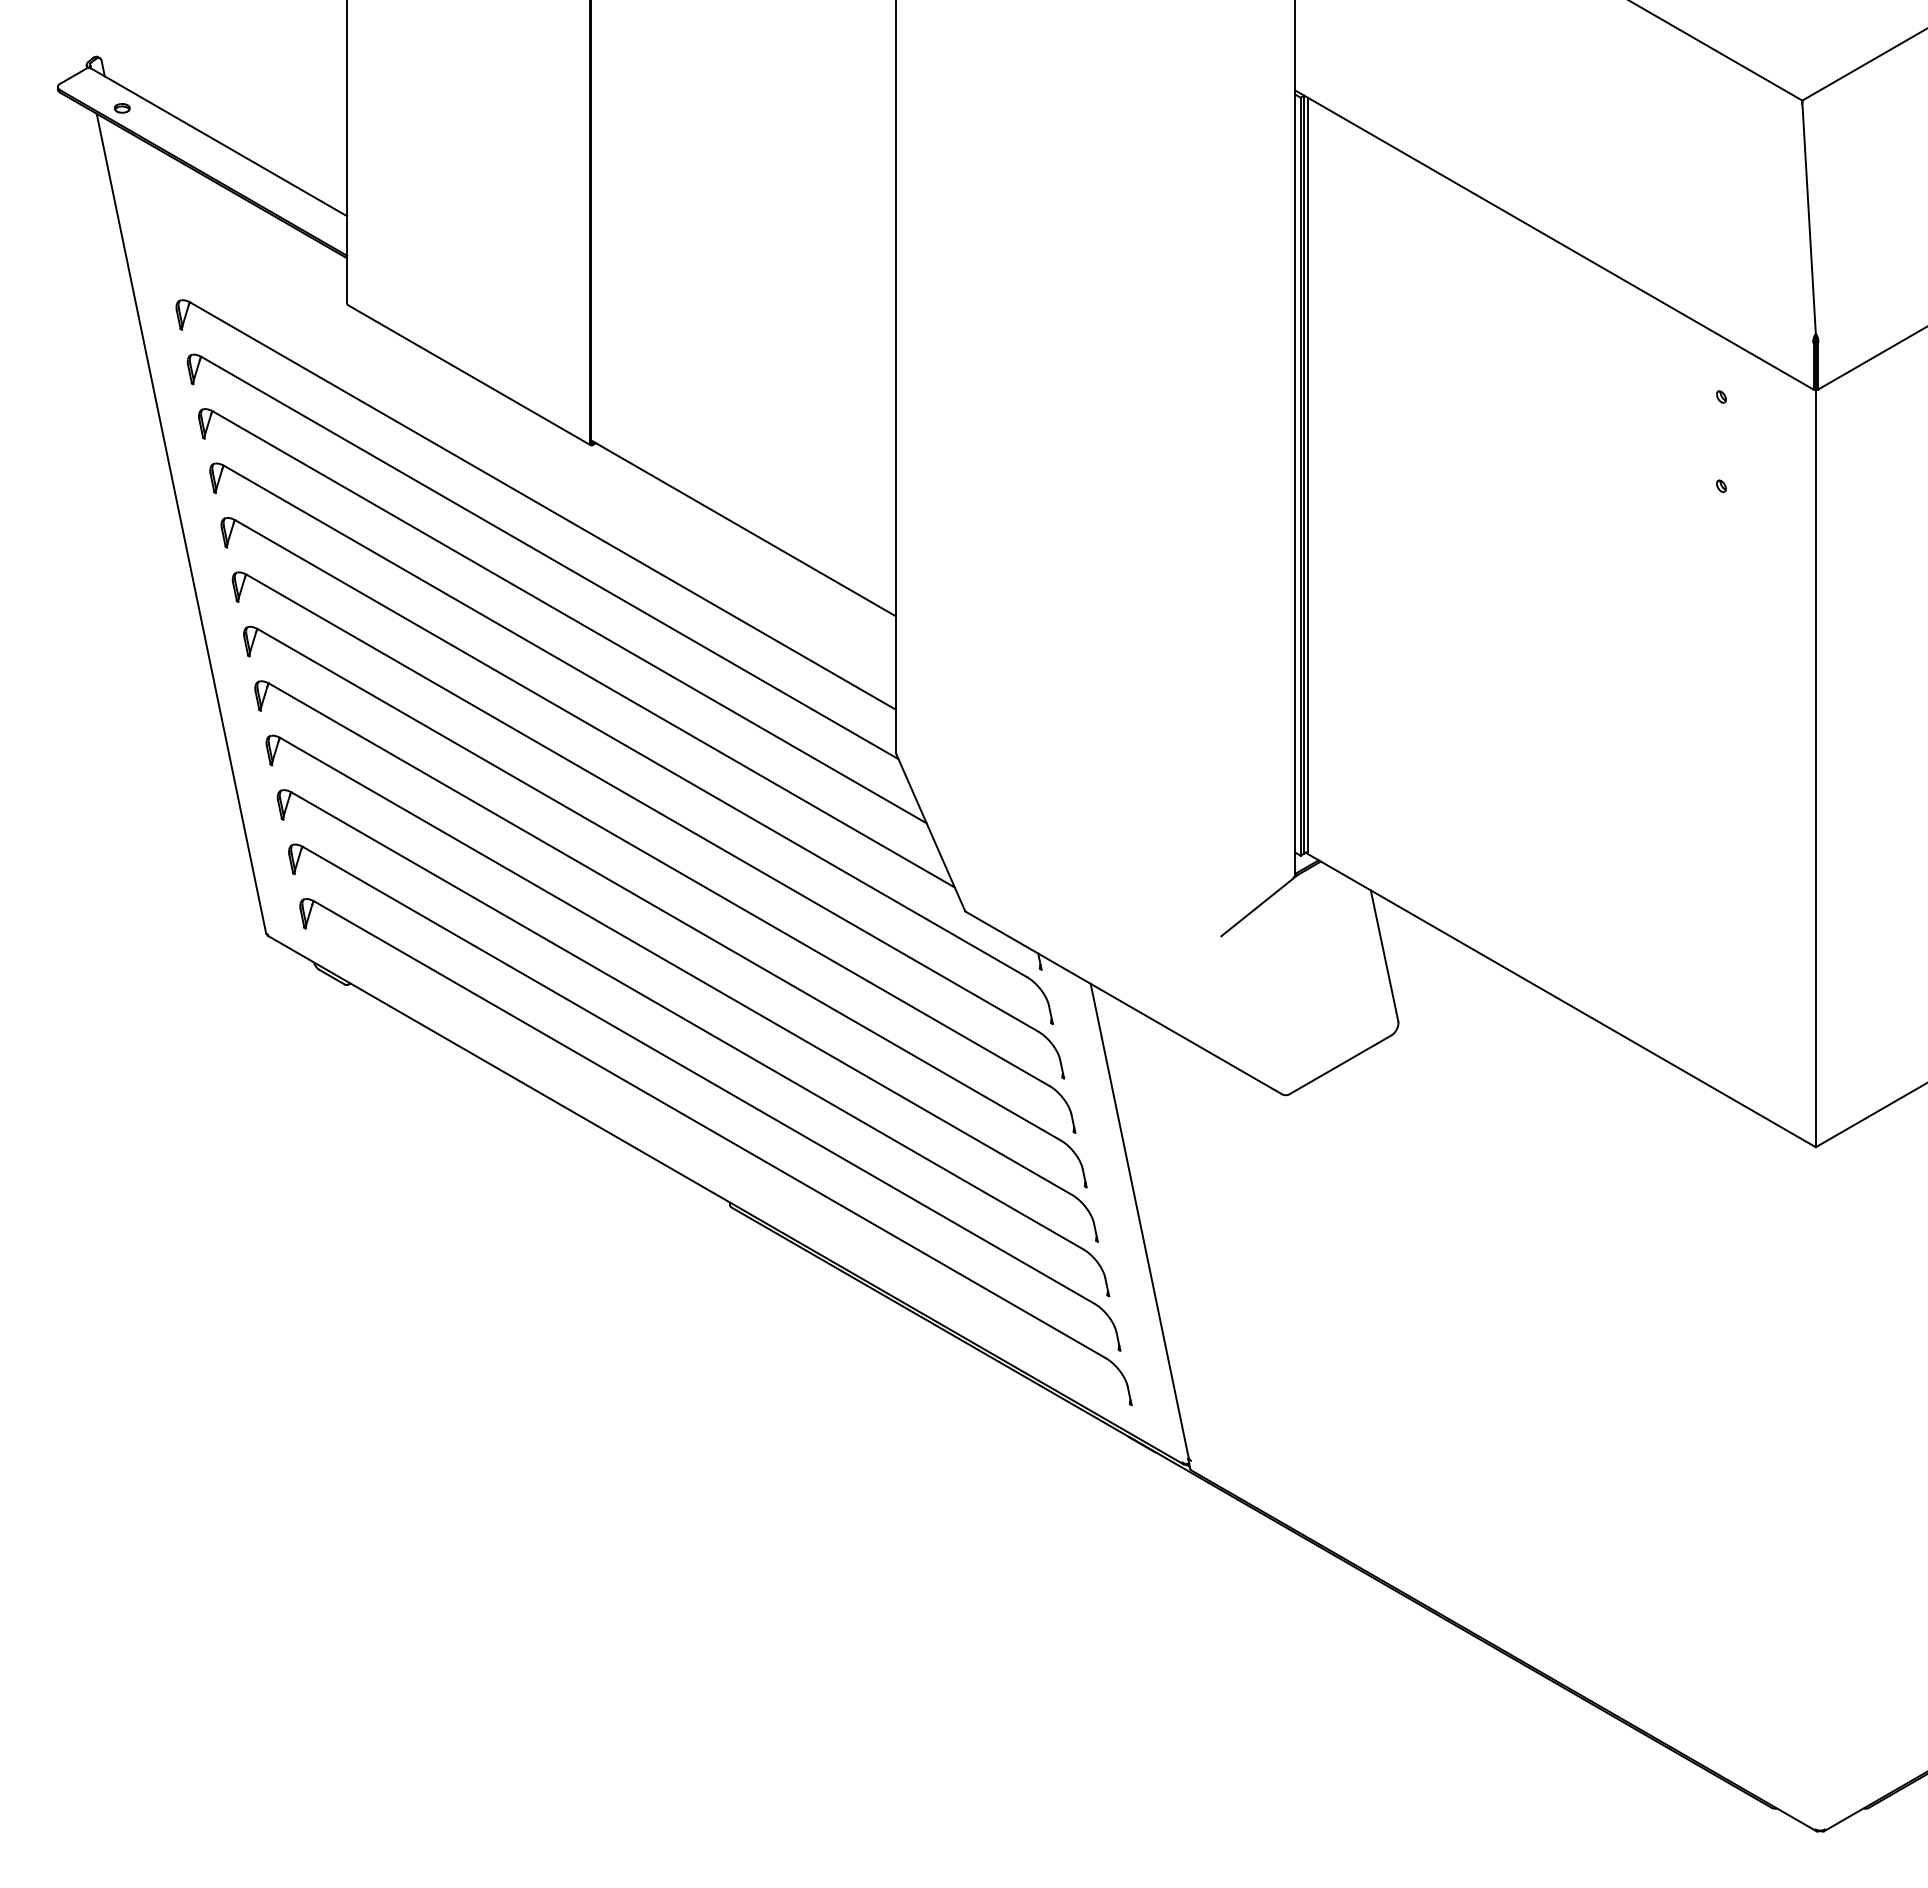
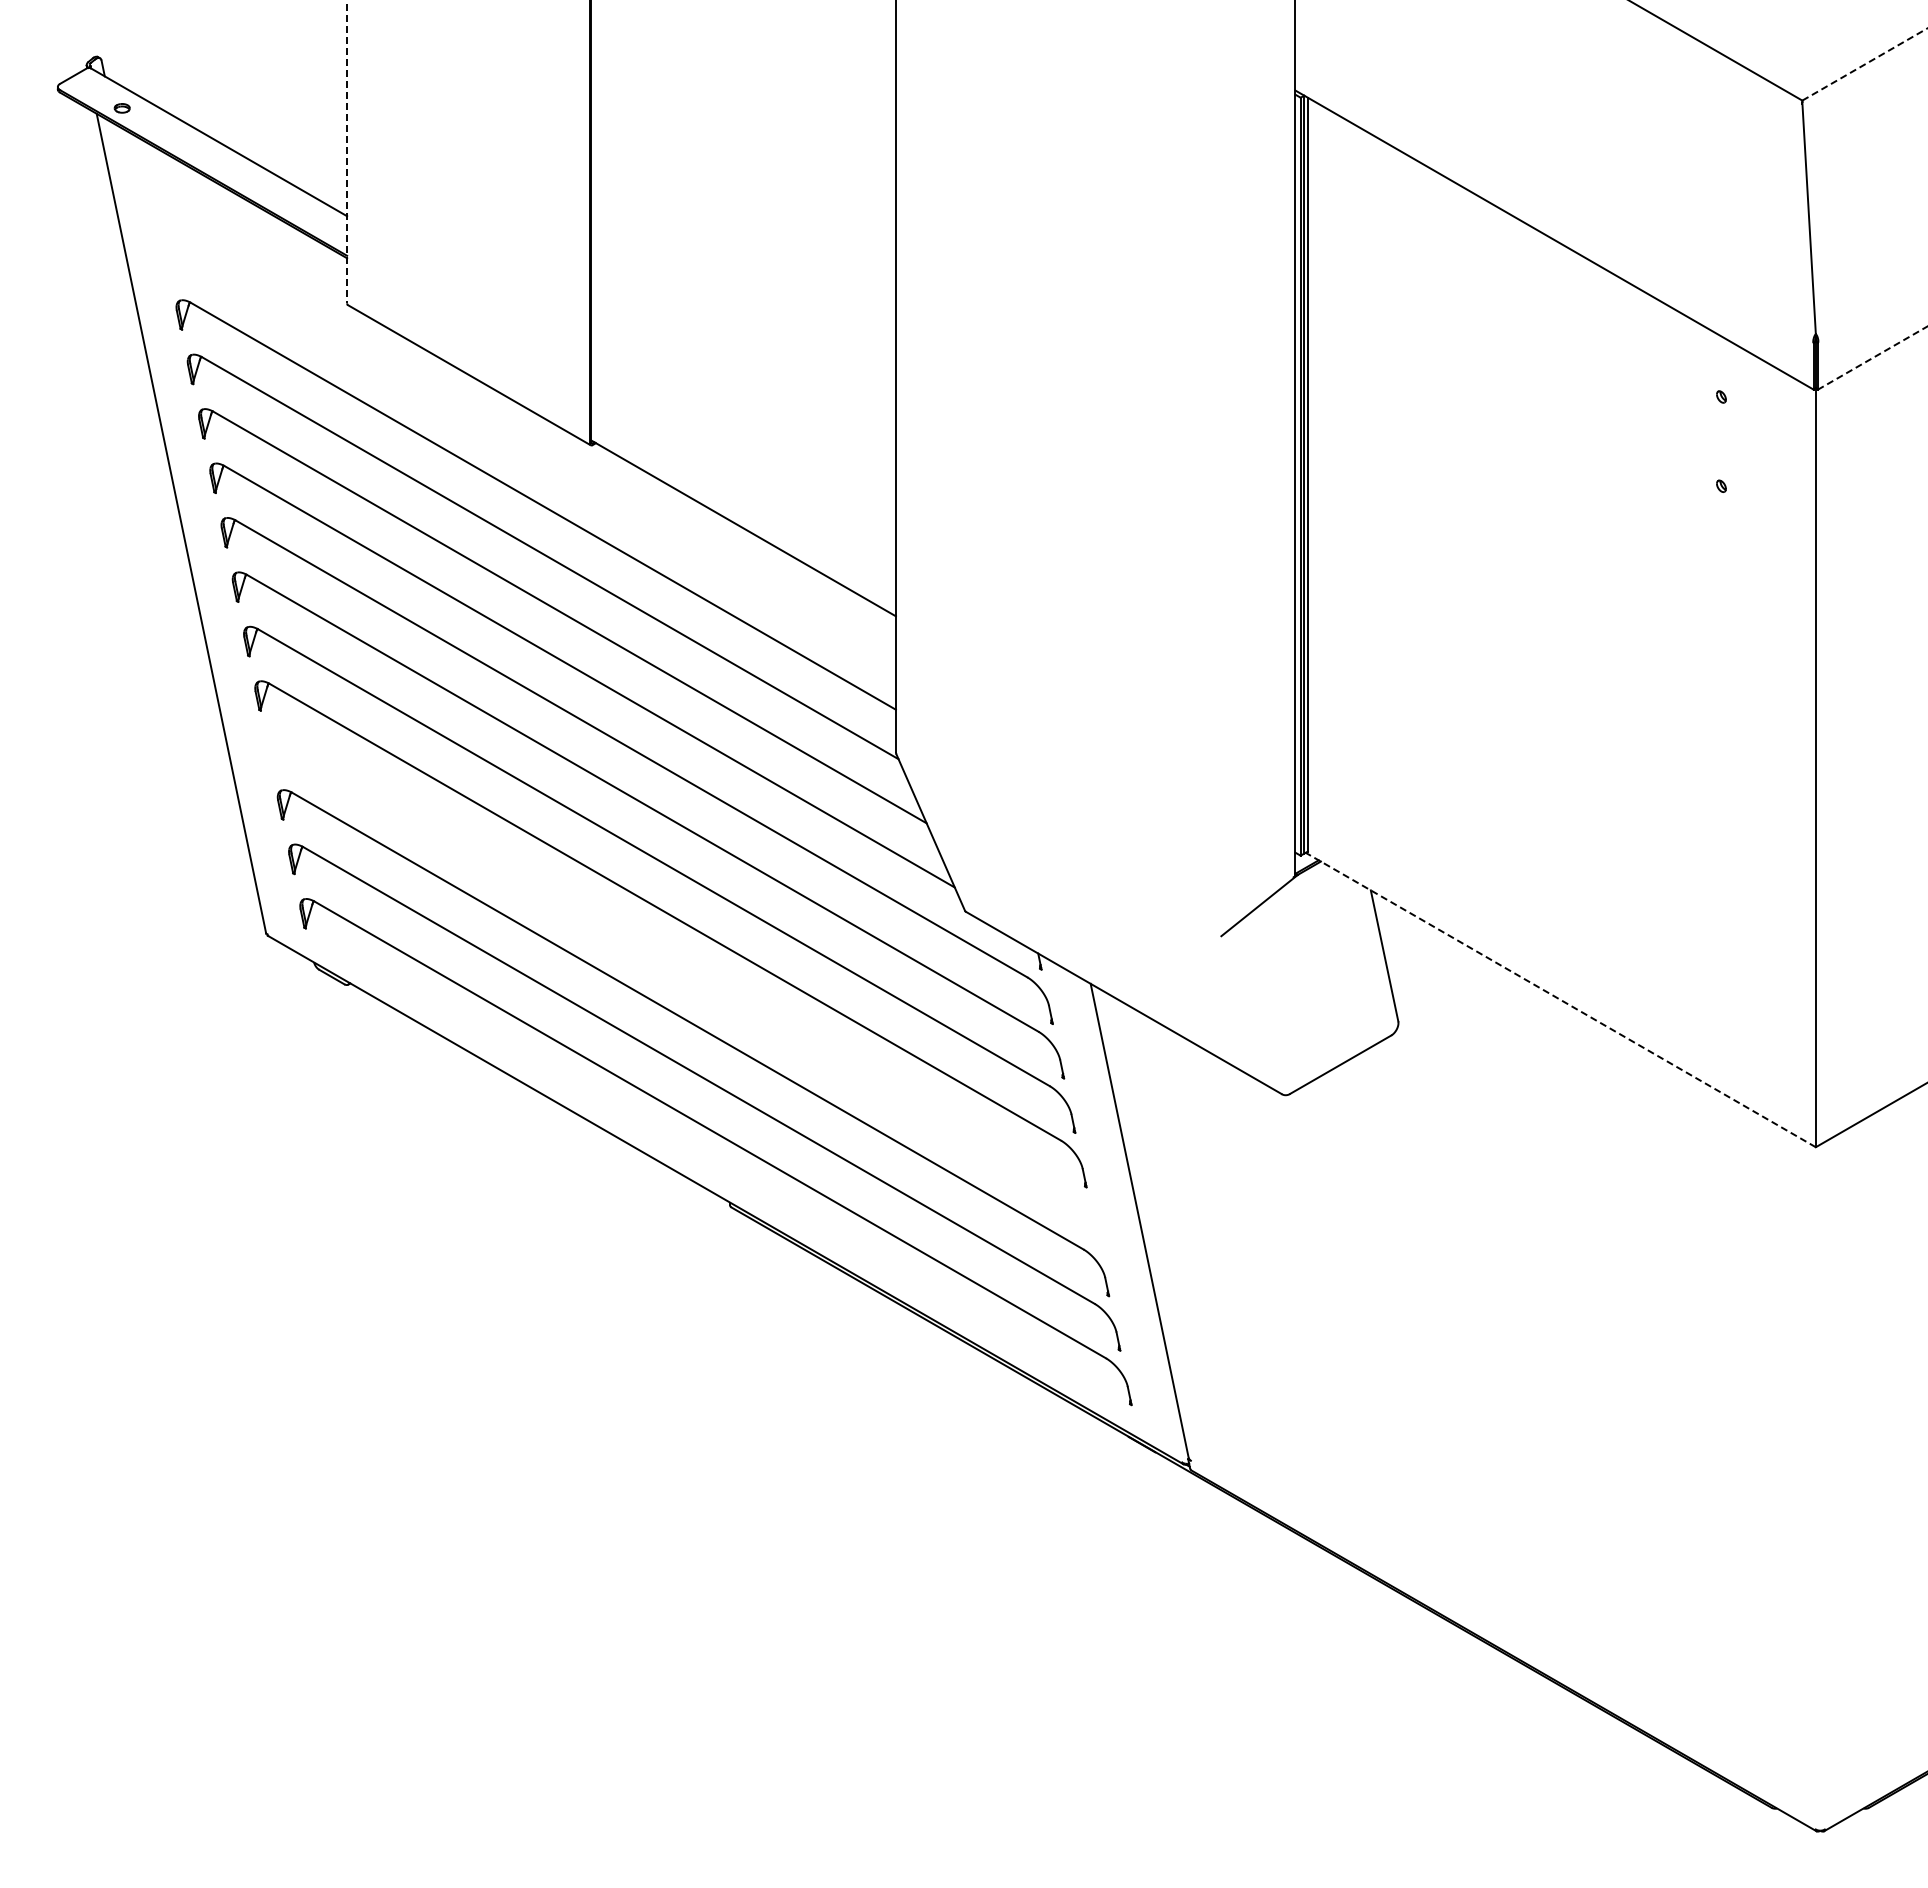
line: solid -> dashed (1864, 64)
line: solid -> dashed (347, 152)
line: solid -> dashed (1872, 358)
part: present -> none (689, 975)
line: solid -> dashed (1560, 1000)
